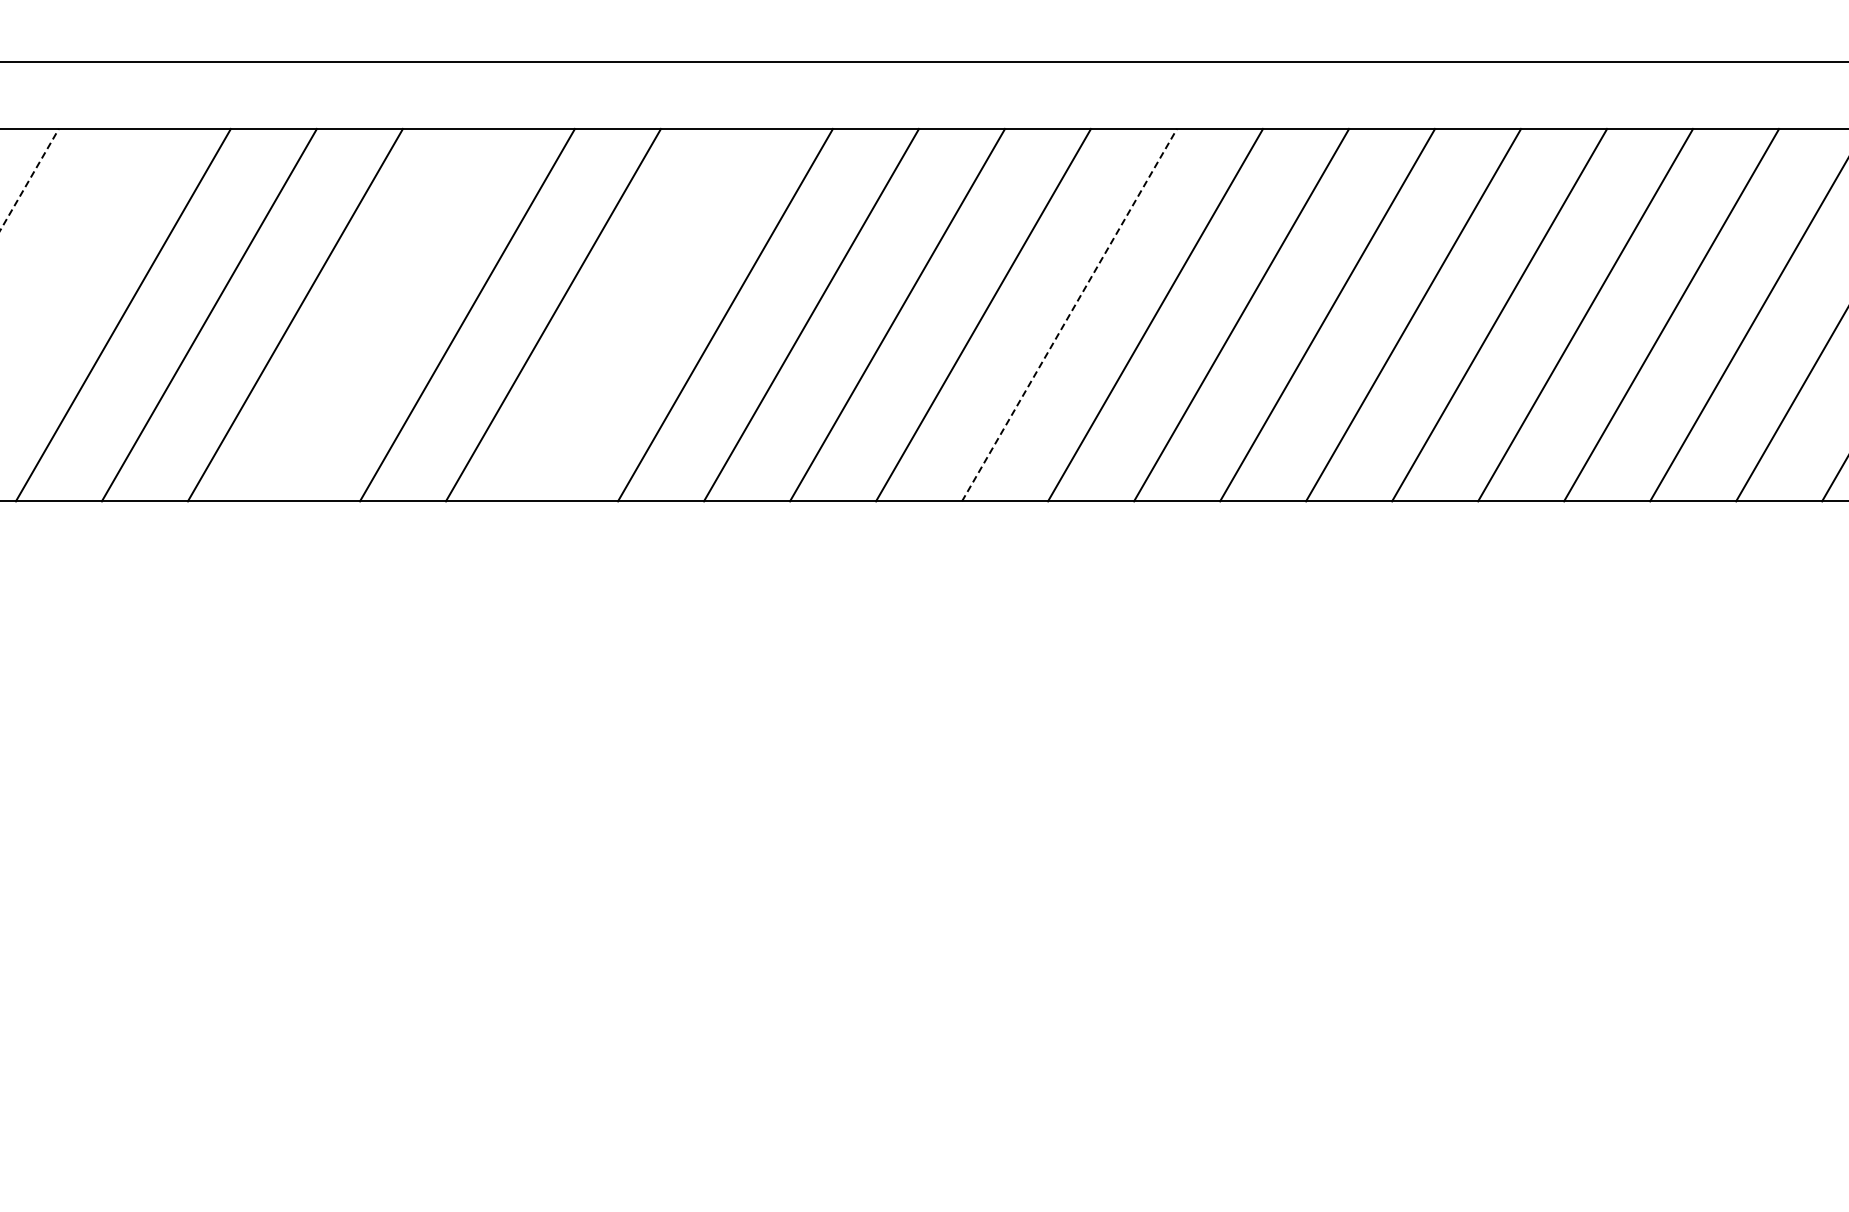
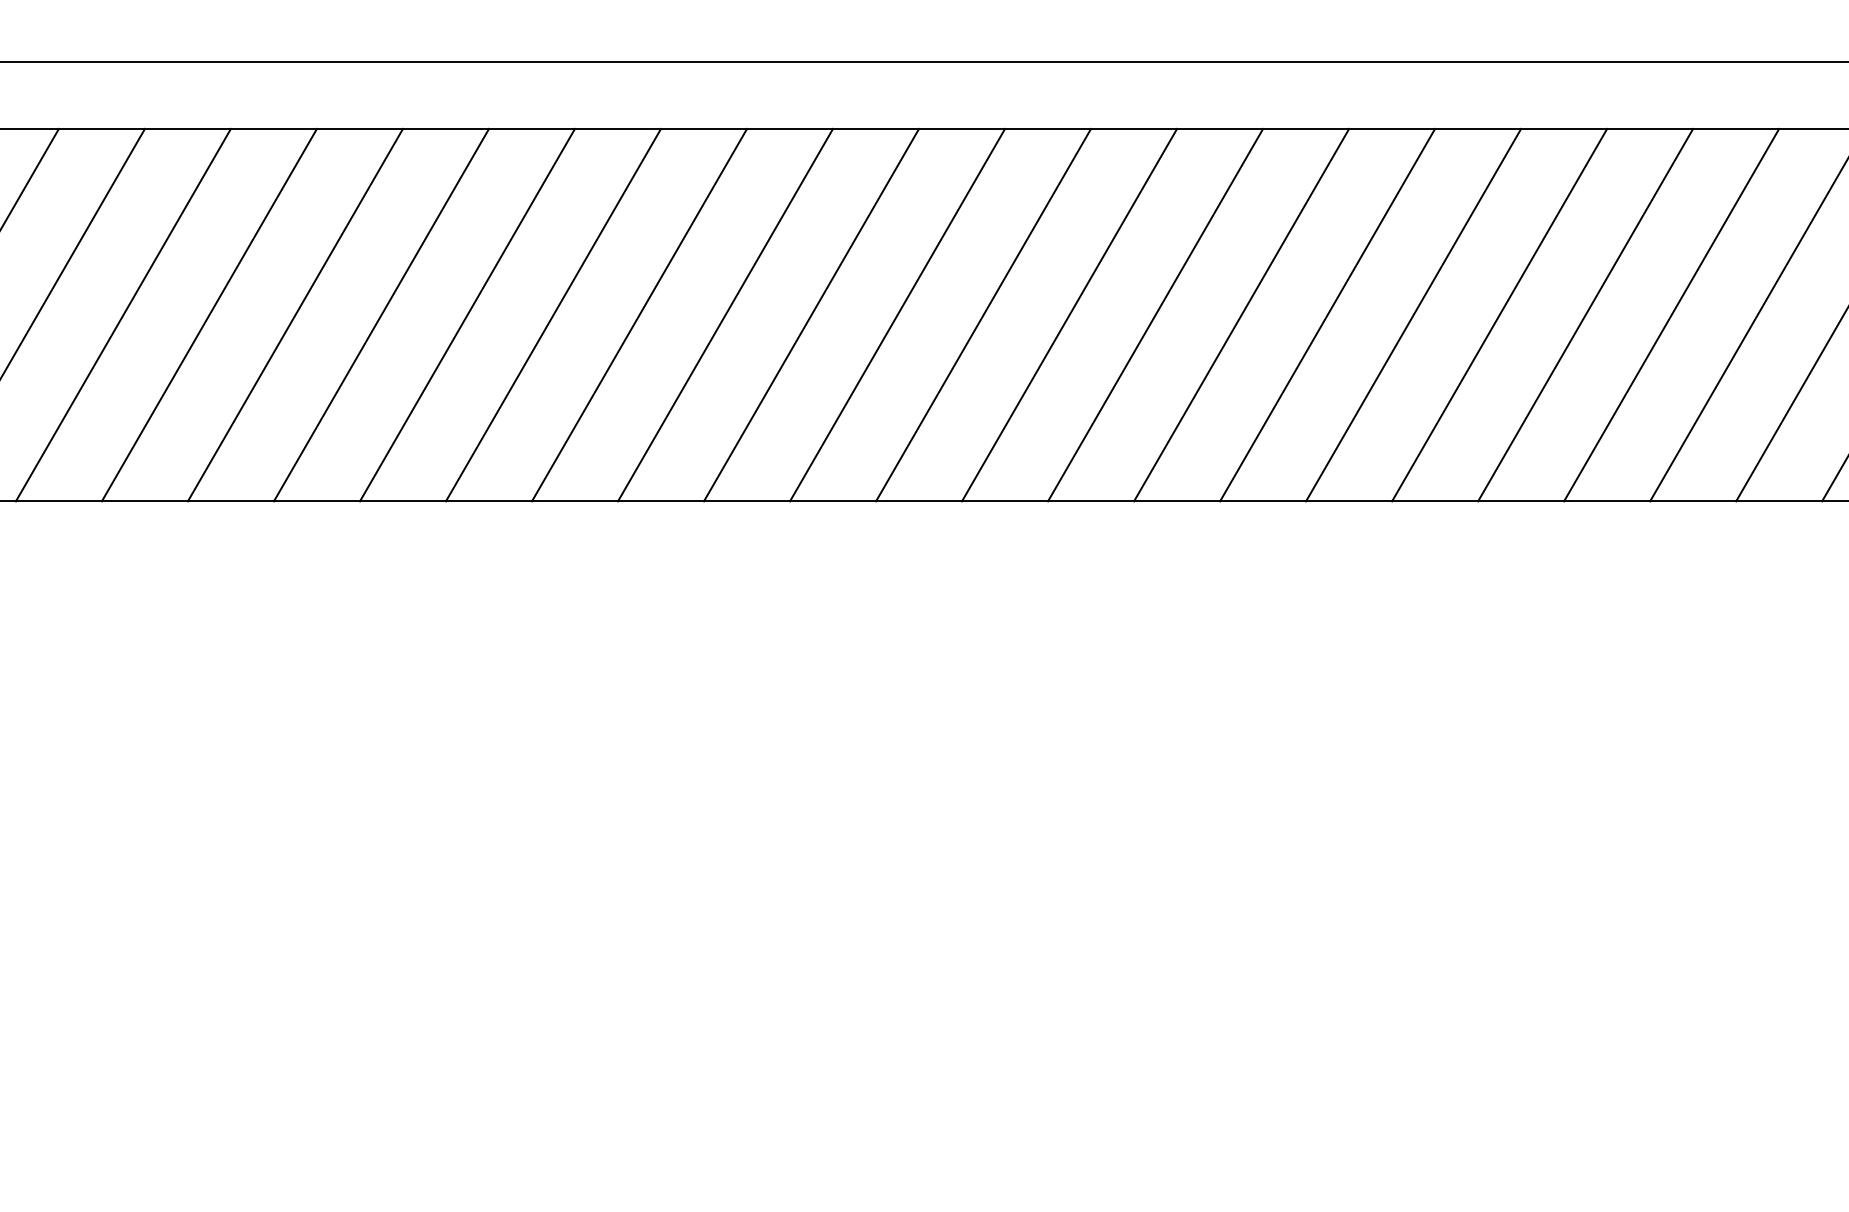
line: dashed -> solid (29, 179)
line: none -> present (73, 251)
line: none -> present (380, 314)
line: none -> present (639, 314)
line: dashed -> solid (1069, 314)
